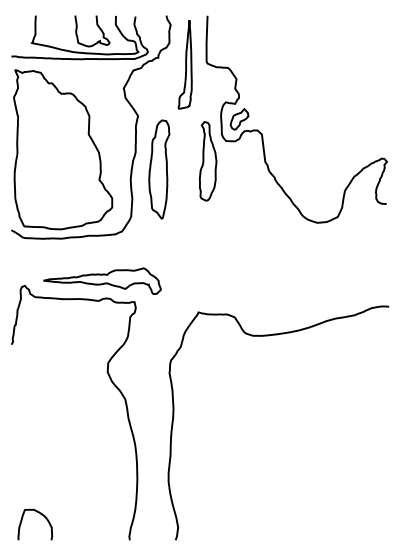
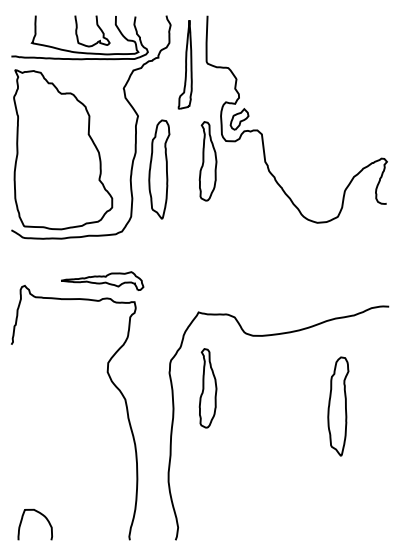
part size: 119x28 px -> 84x20 px (102, 280)
part: none -> present (207, 388)
part: none -> present (338, 406)
